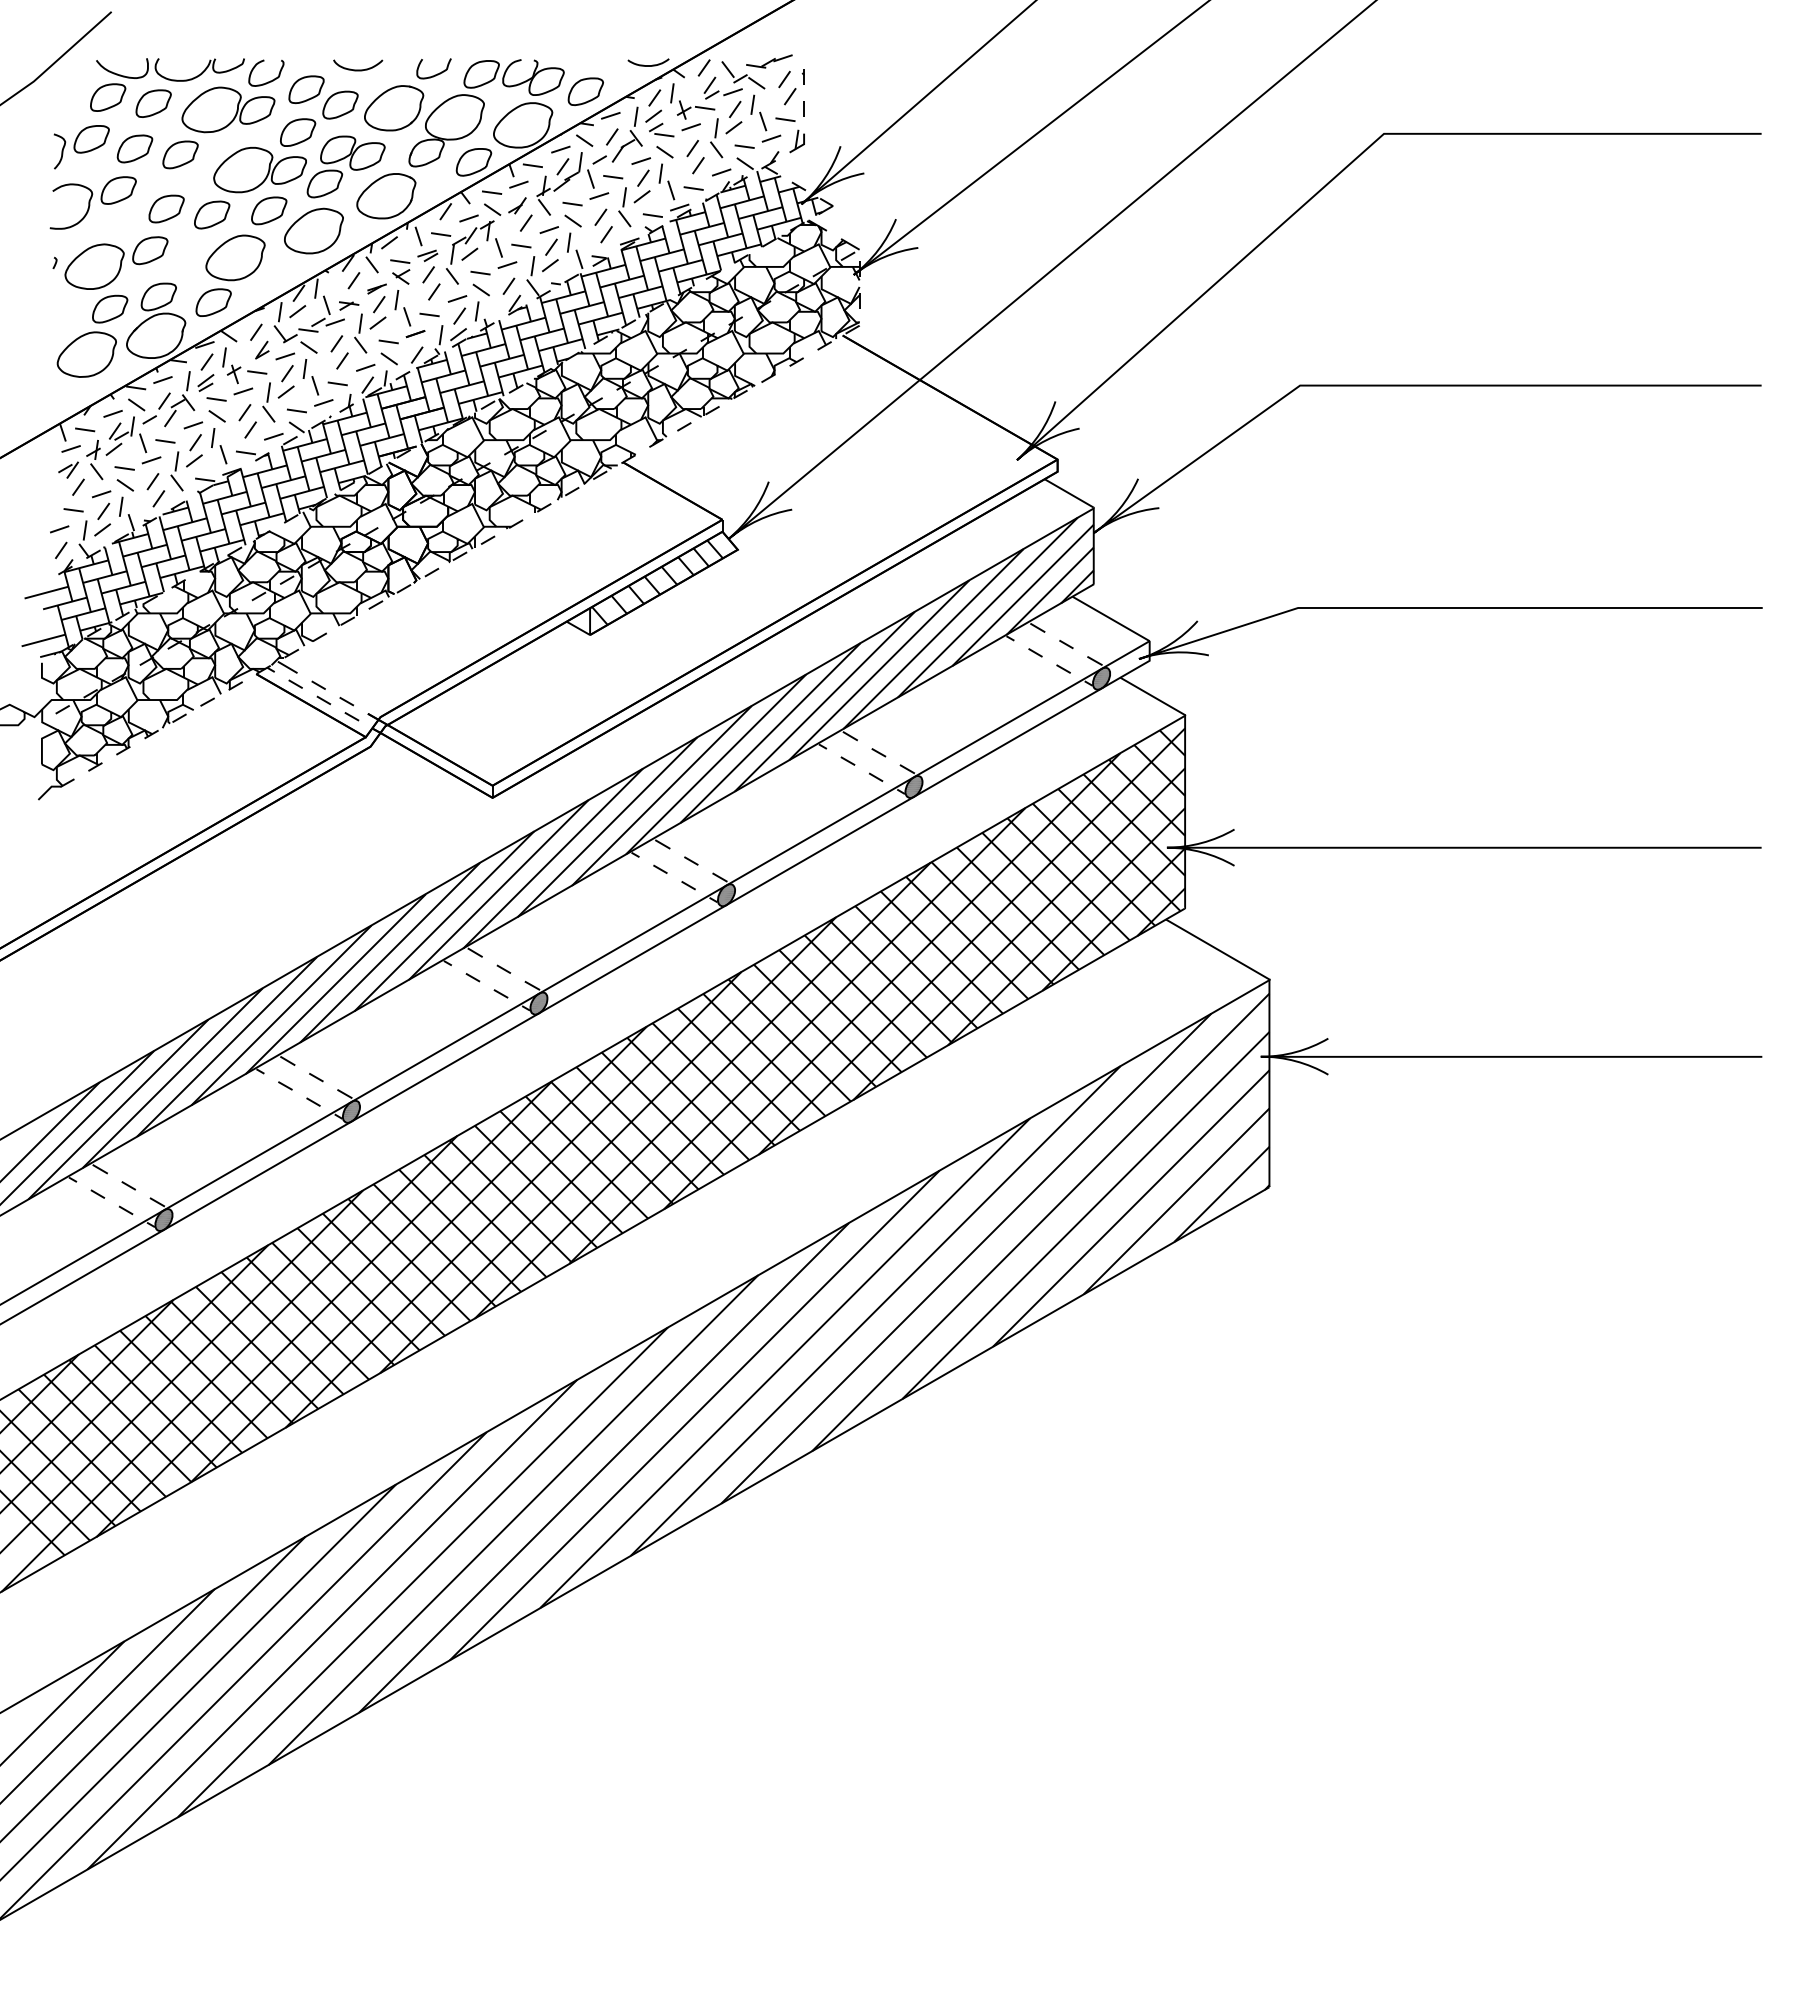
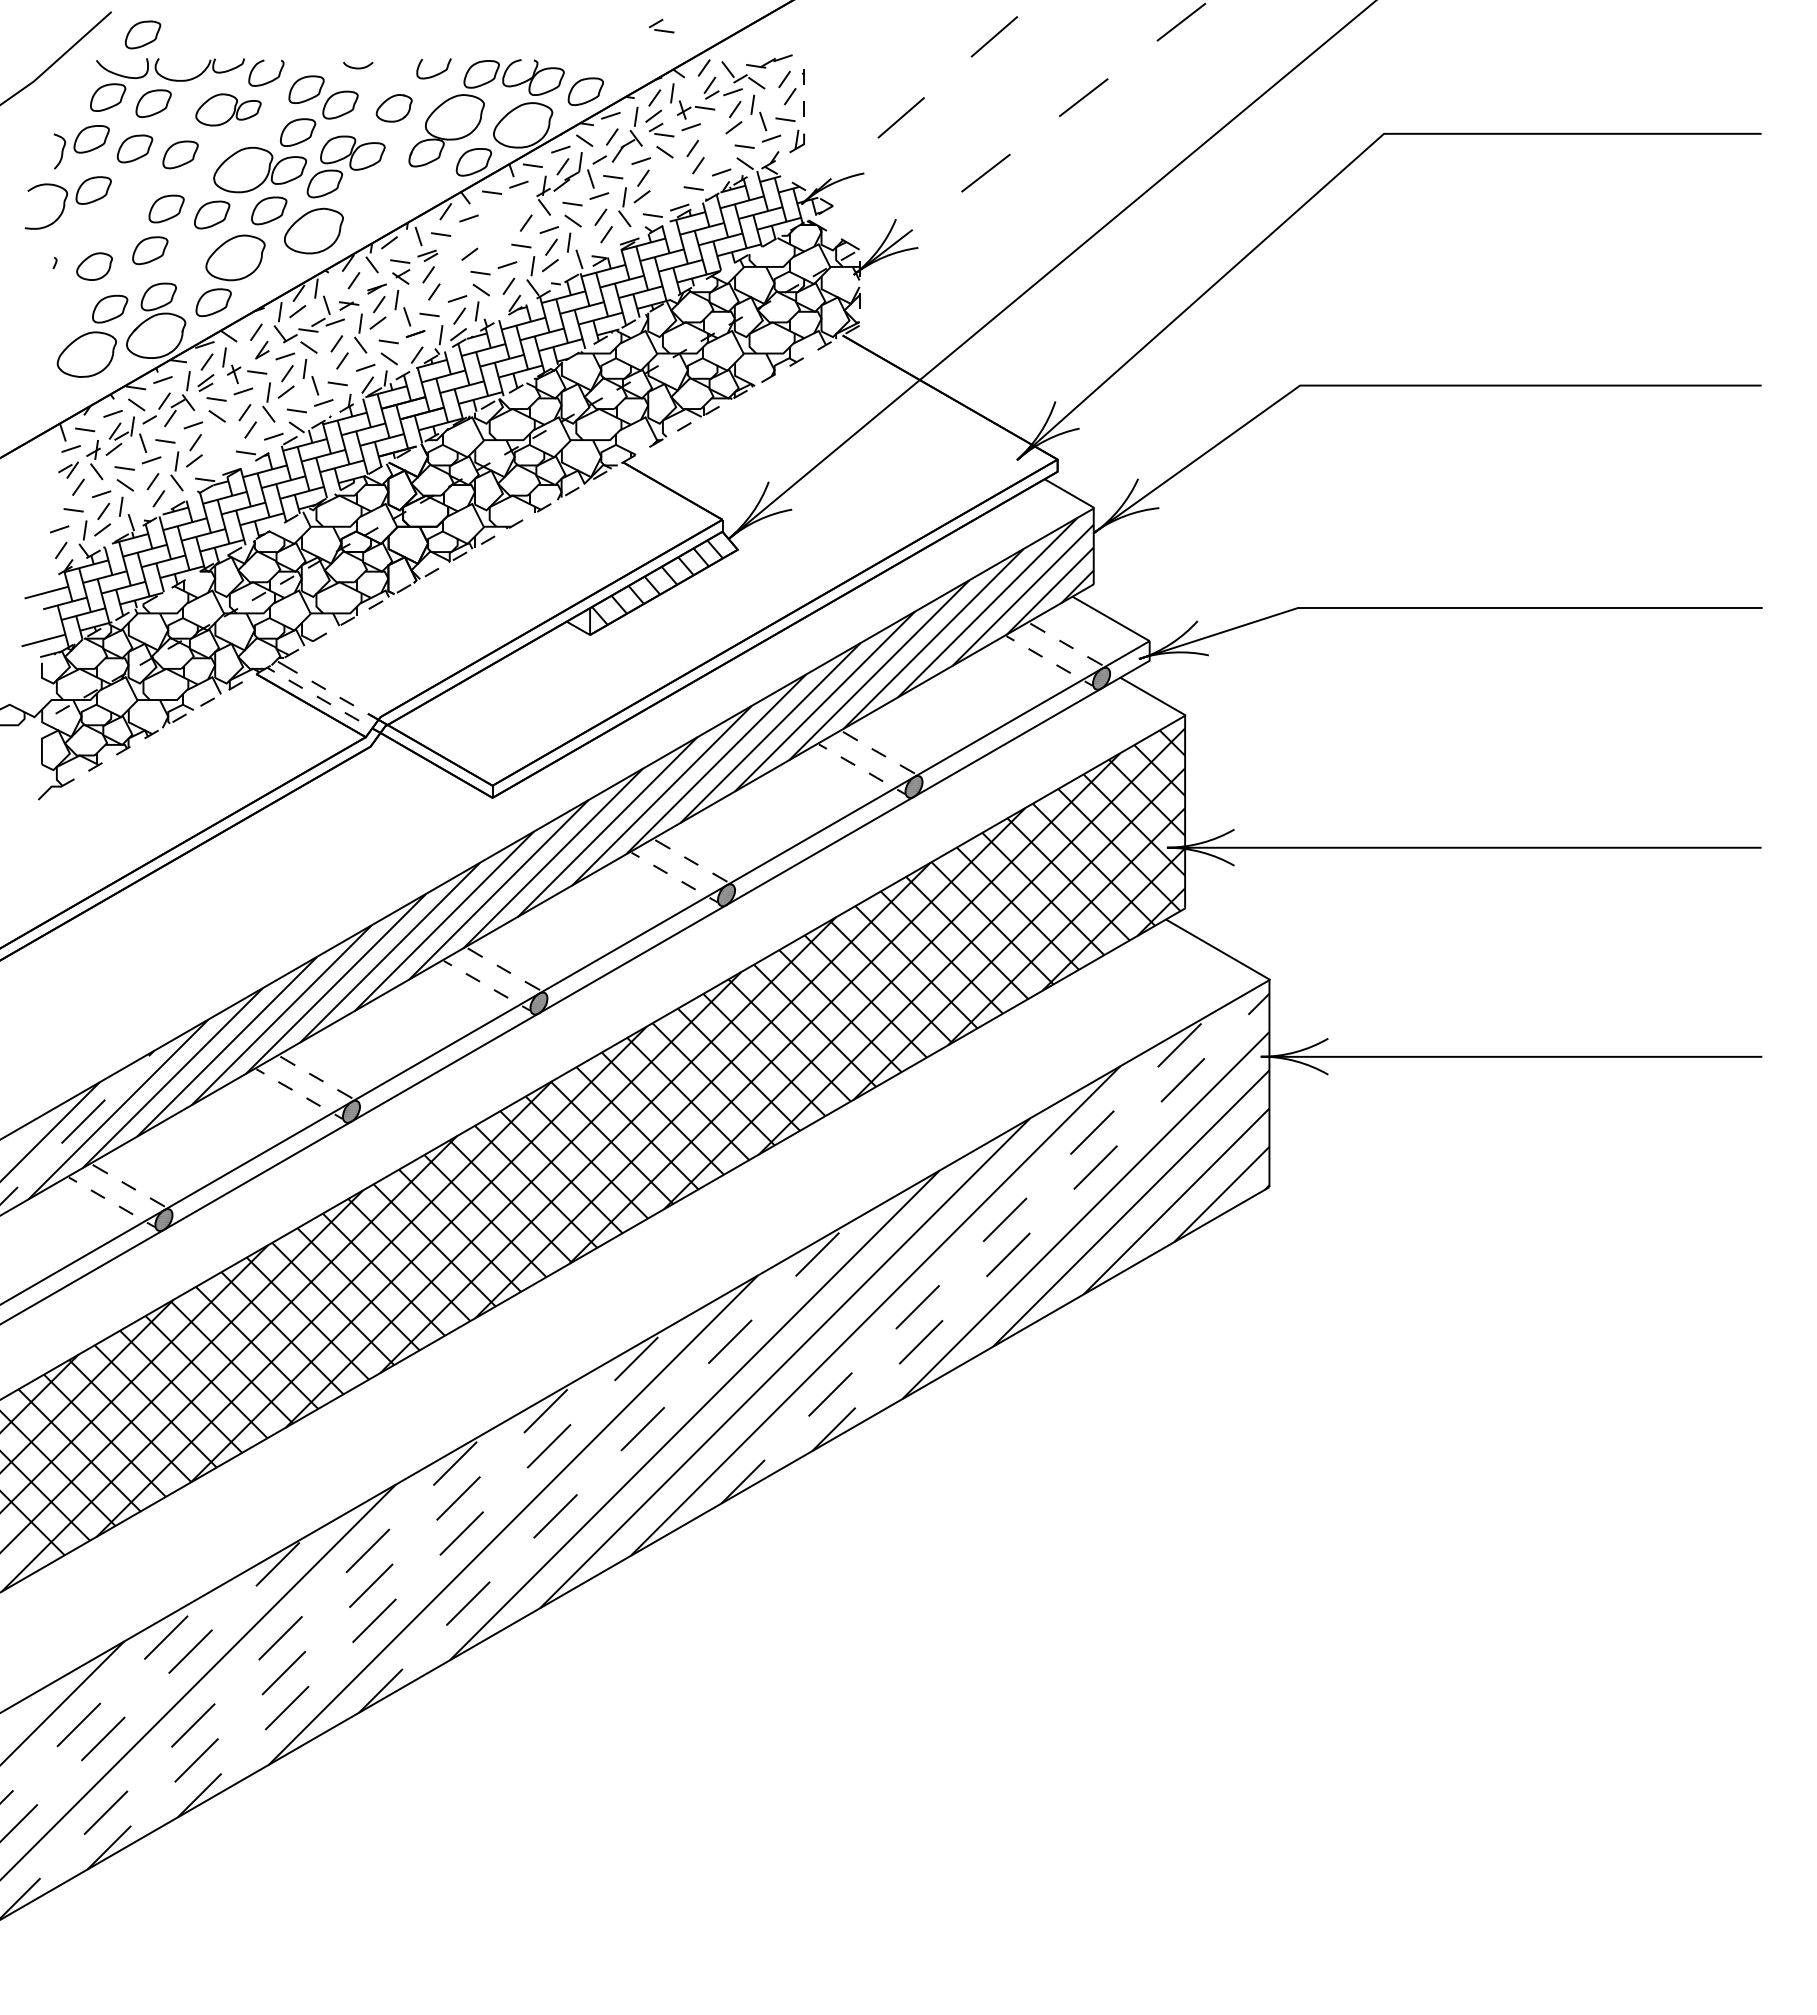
part: none -> present (661, 25)
part: none -> present (142, 34)
part size: 51x13 px -> 31x9 px (358, 65)
curve: present -> none (648, 65)
part size: 61x47 px -> 38x29 px (393, 108)
part size: 95x48 px -> 67x34 px (228, 109)
line: solid -> dashed (888, 129)
line: solid -> dashed (1031, 137)
part: present -> none (716, 138)
part: present -> none (666, 181)
part: present -> none (386, 196)
part position: (92, 202) -> (67, 202) (67, 202)
part: present -> none (486, 240)
part size: 61x47 px -> 37x29 px (94, 266)
part: present -> none (219, 446)
line: solid -> dashed (77, 1127)
line: solid -> dashed (1040, 1222)
line: solid -> dashed (966, 1258)
line: solid -> dashed (604, 1467)
line: solid -> dashed (423, 1572)
line: solid -> dashed (332, 1624)
line: solid -> dashed (243, 1675)
line: solid -> dashed (152, 1689)
line: solid -> dashed (107, 1696)
